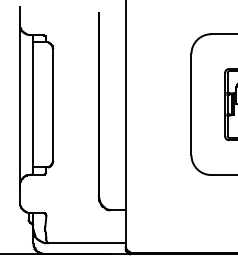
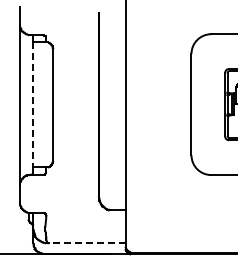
line: solid -> dashed (33, 105)
line: solid -> dashed (87, 243)
